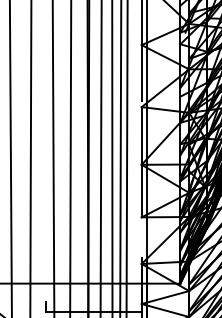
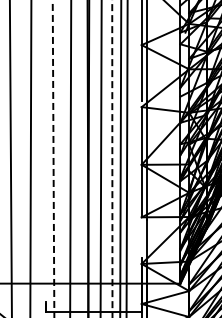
line: solid -> dashed (53, 158)
line: solid -> dashed (112, 158)
